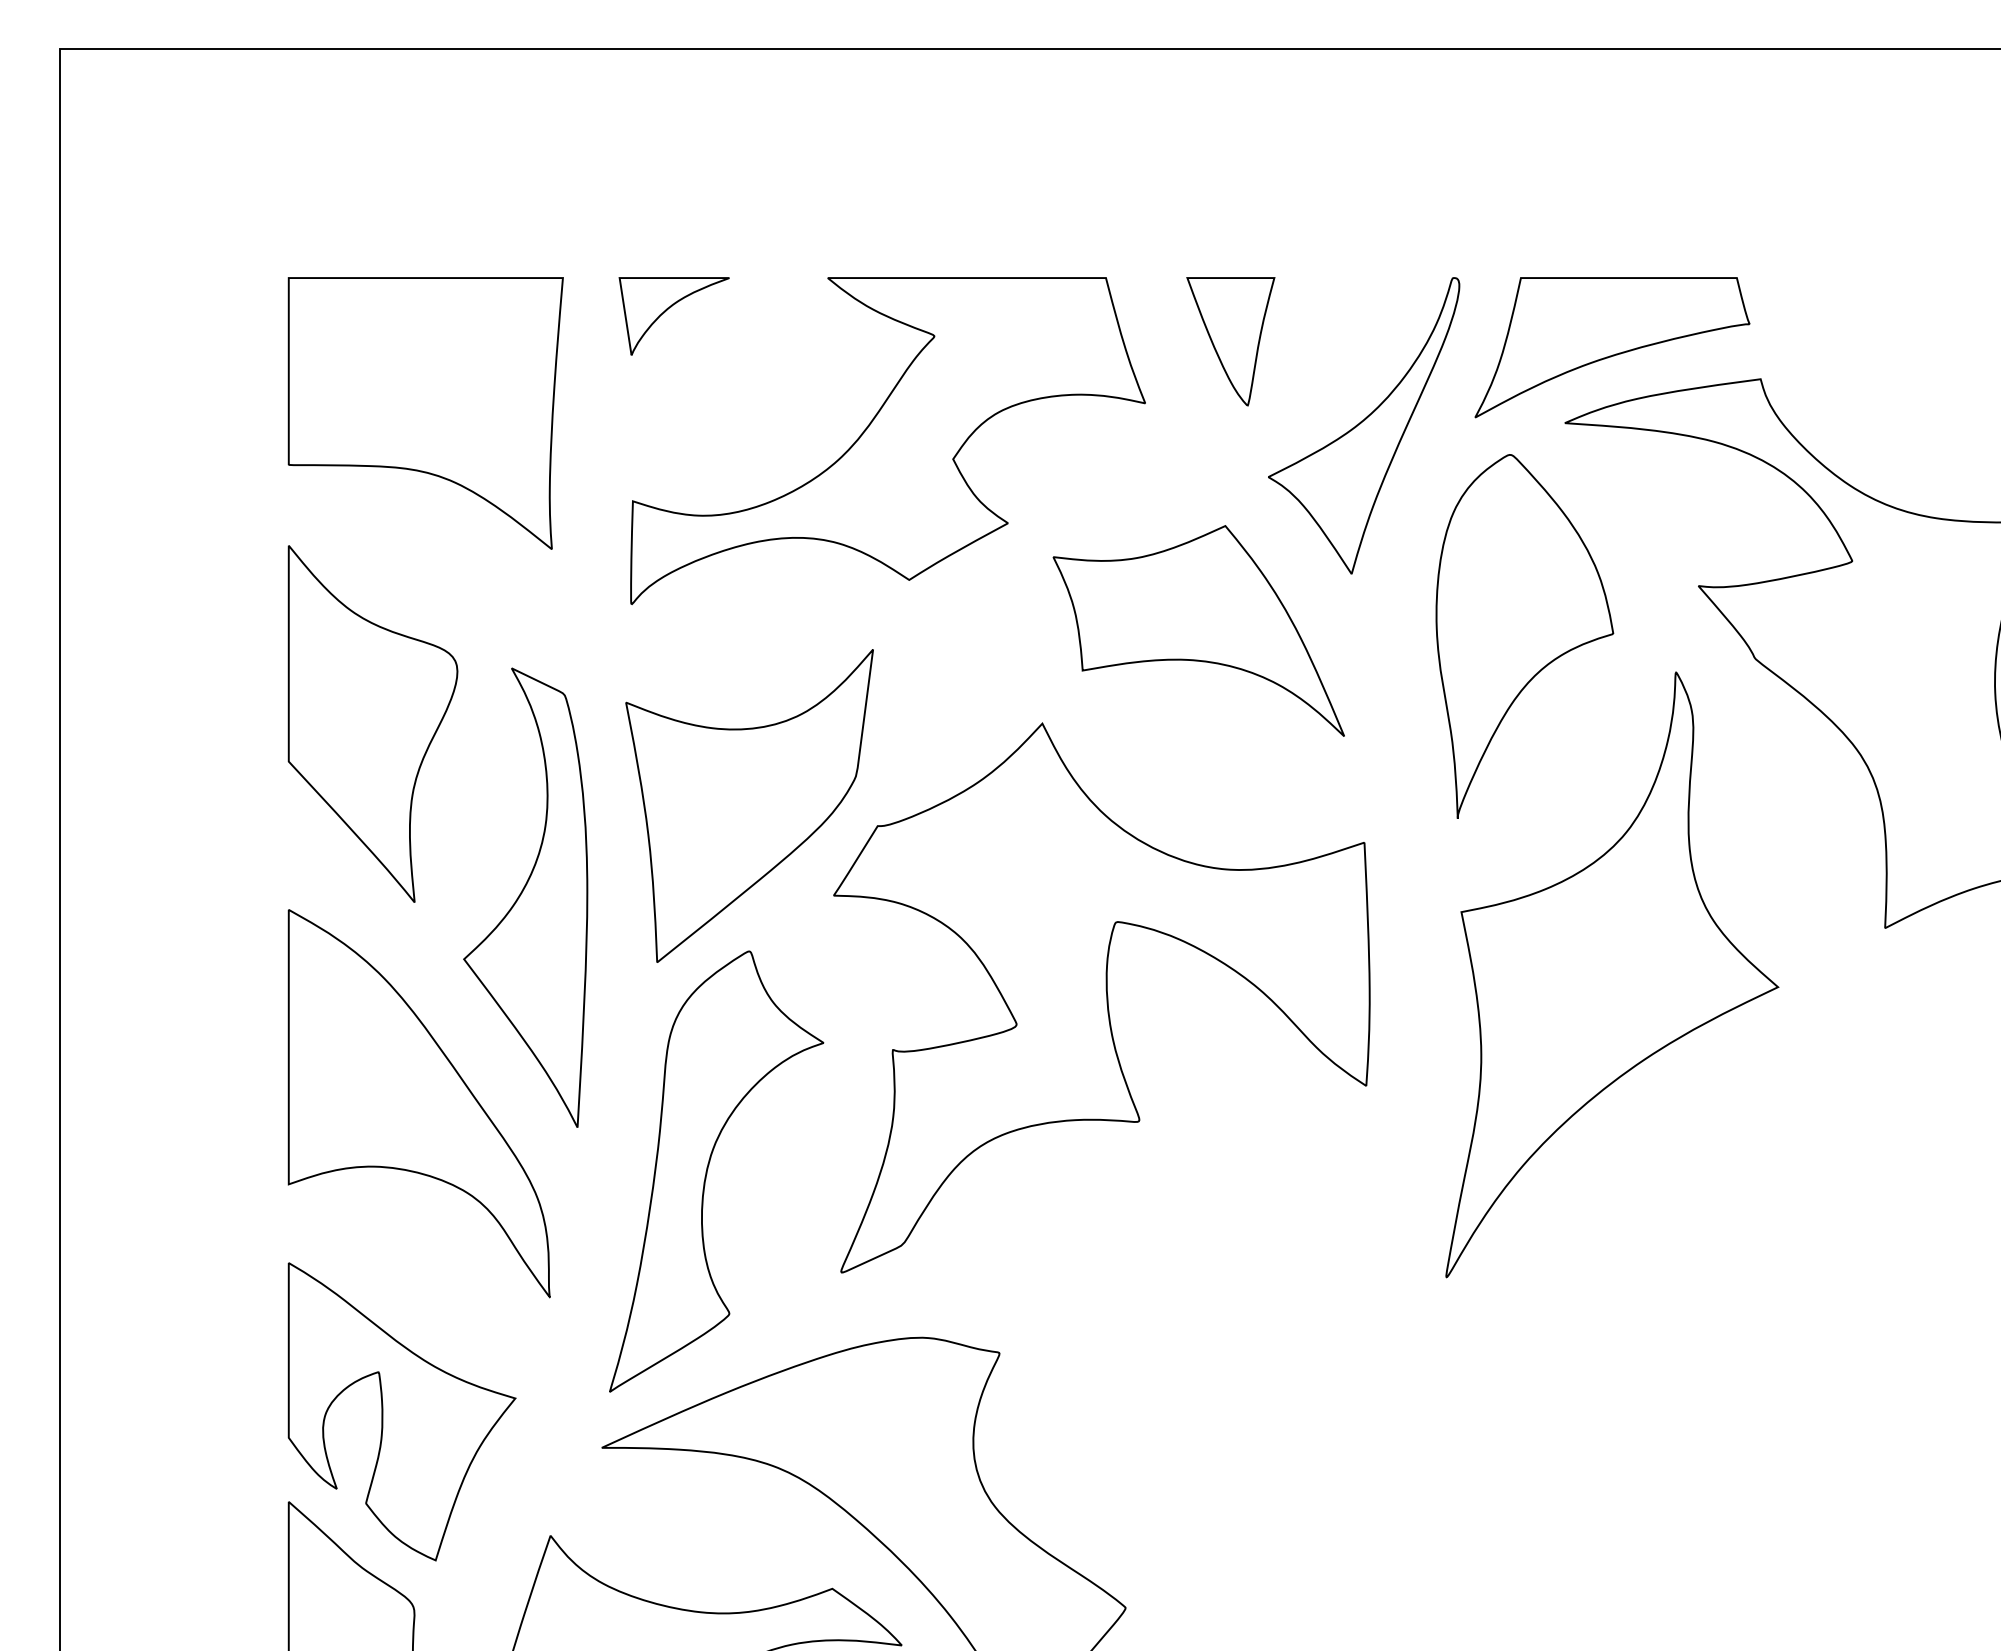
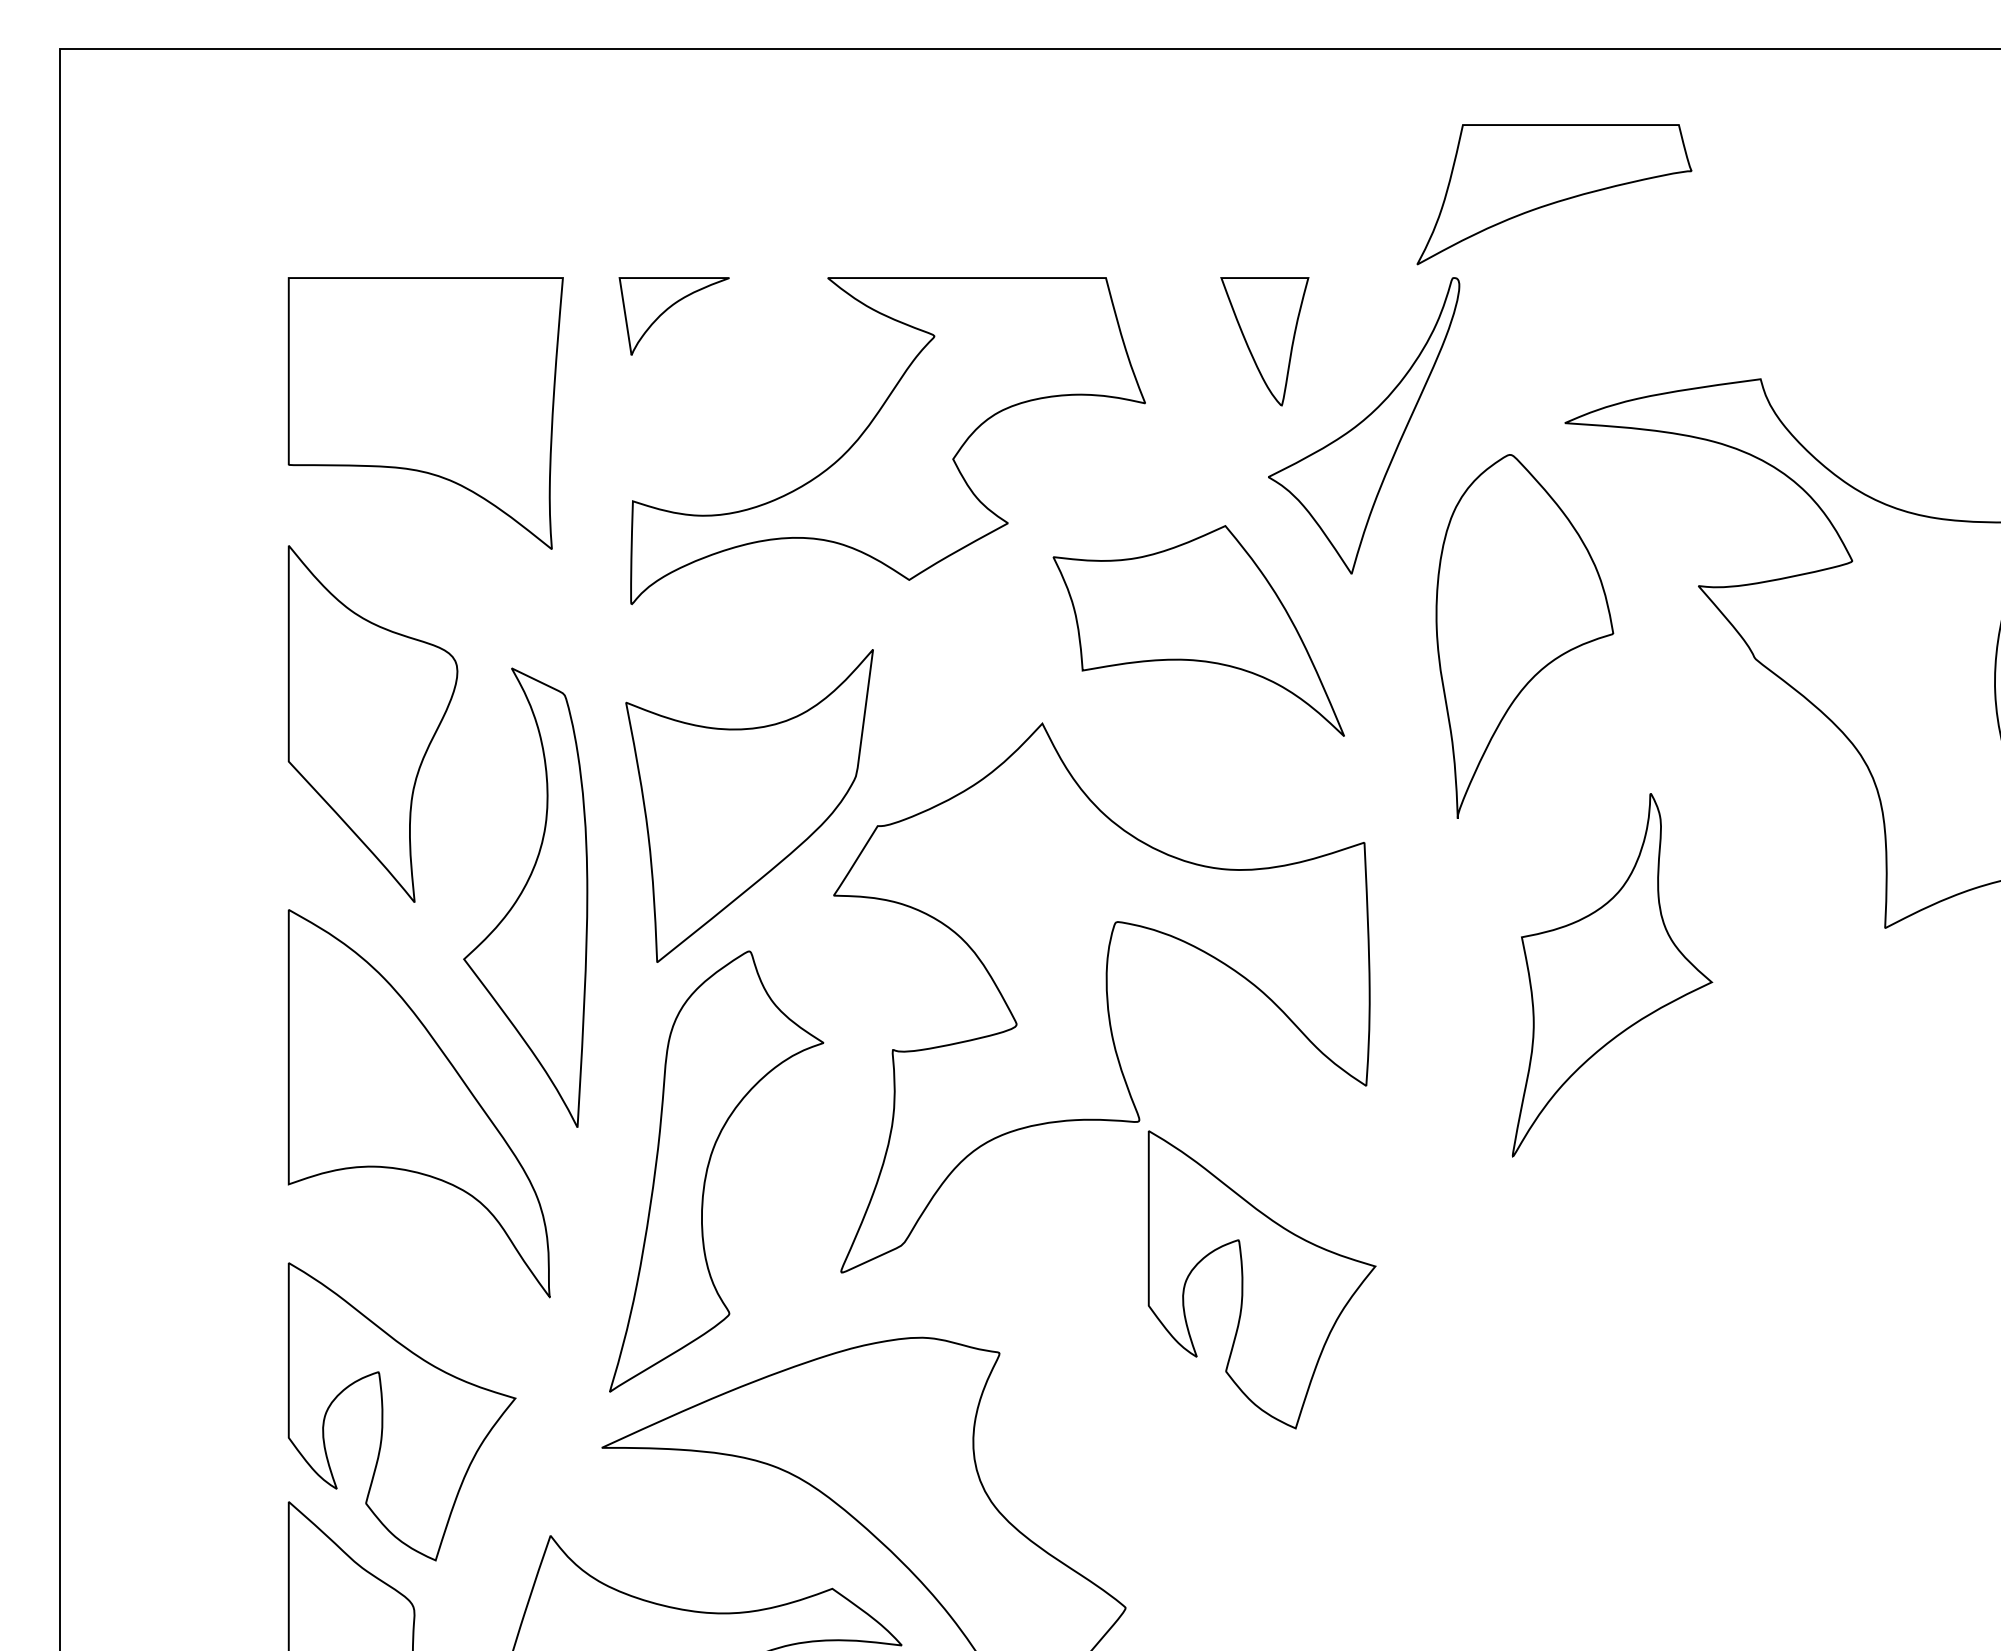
part position: (1230, 341) -> (1264, 341) (1264, 341)
part position: (1612, 347) -> (1554, 194) (1554, 194)
part size: 335x608 px -> 203x365 px (1612, 975)
part: none -> present (1261, 1279)
